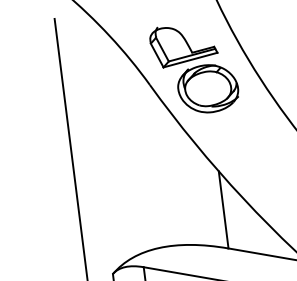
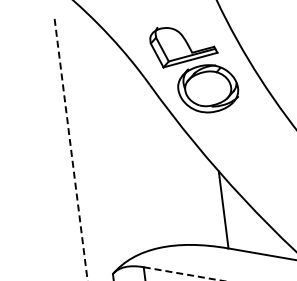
line: solid -> dashed (71, 149)
line: solid -> dashed (183, 274)
